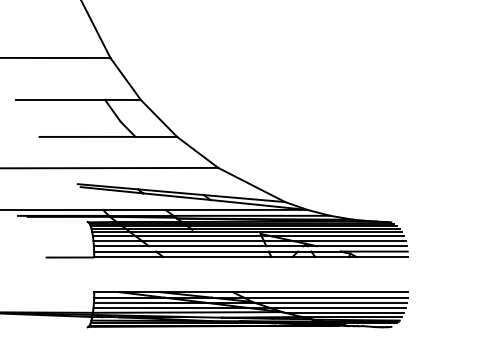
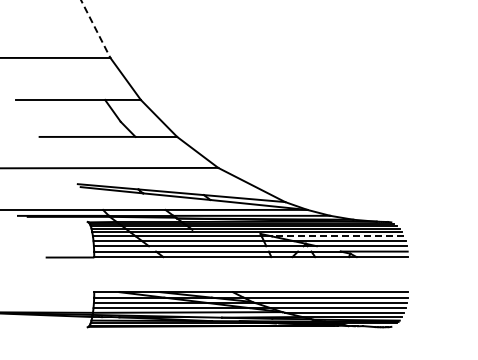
line: solid -> dashed (96, 29)
line: solid -> dashed (337, 236)
